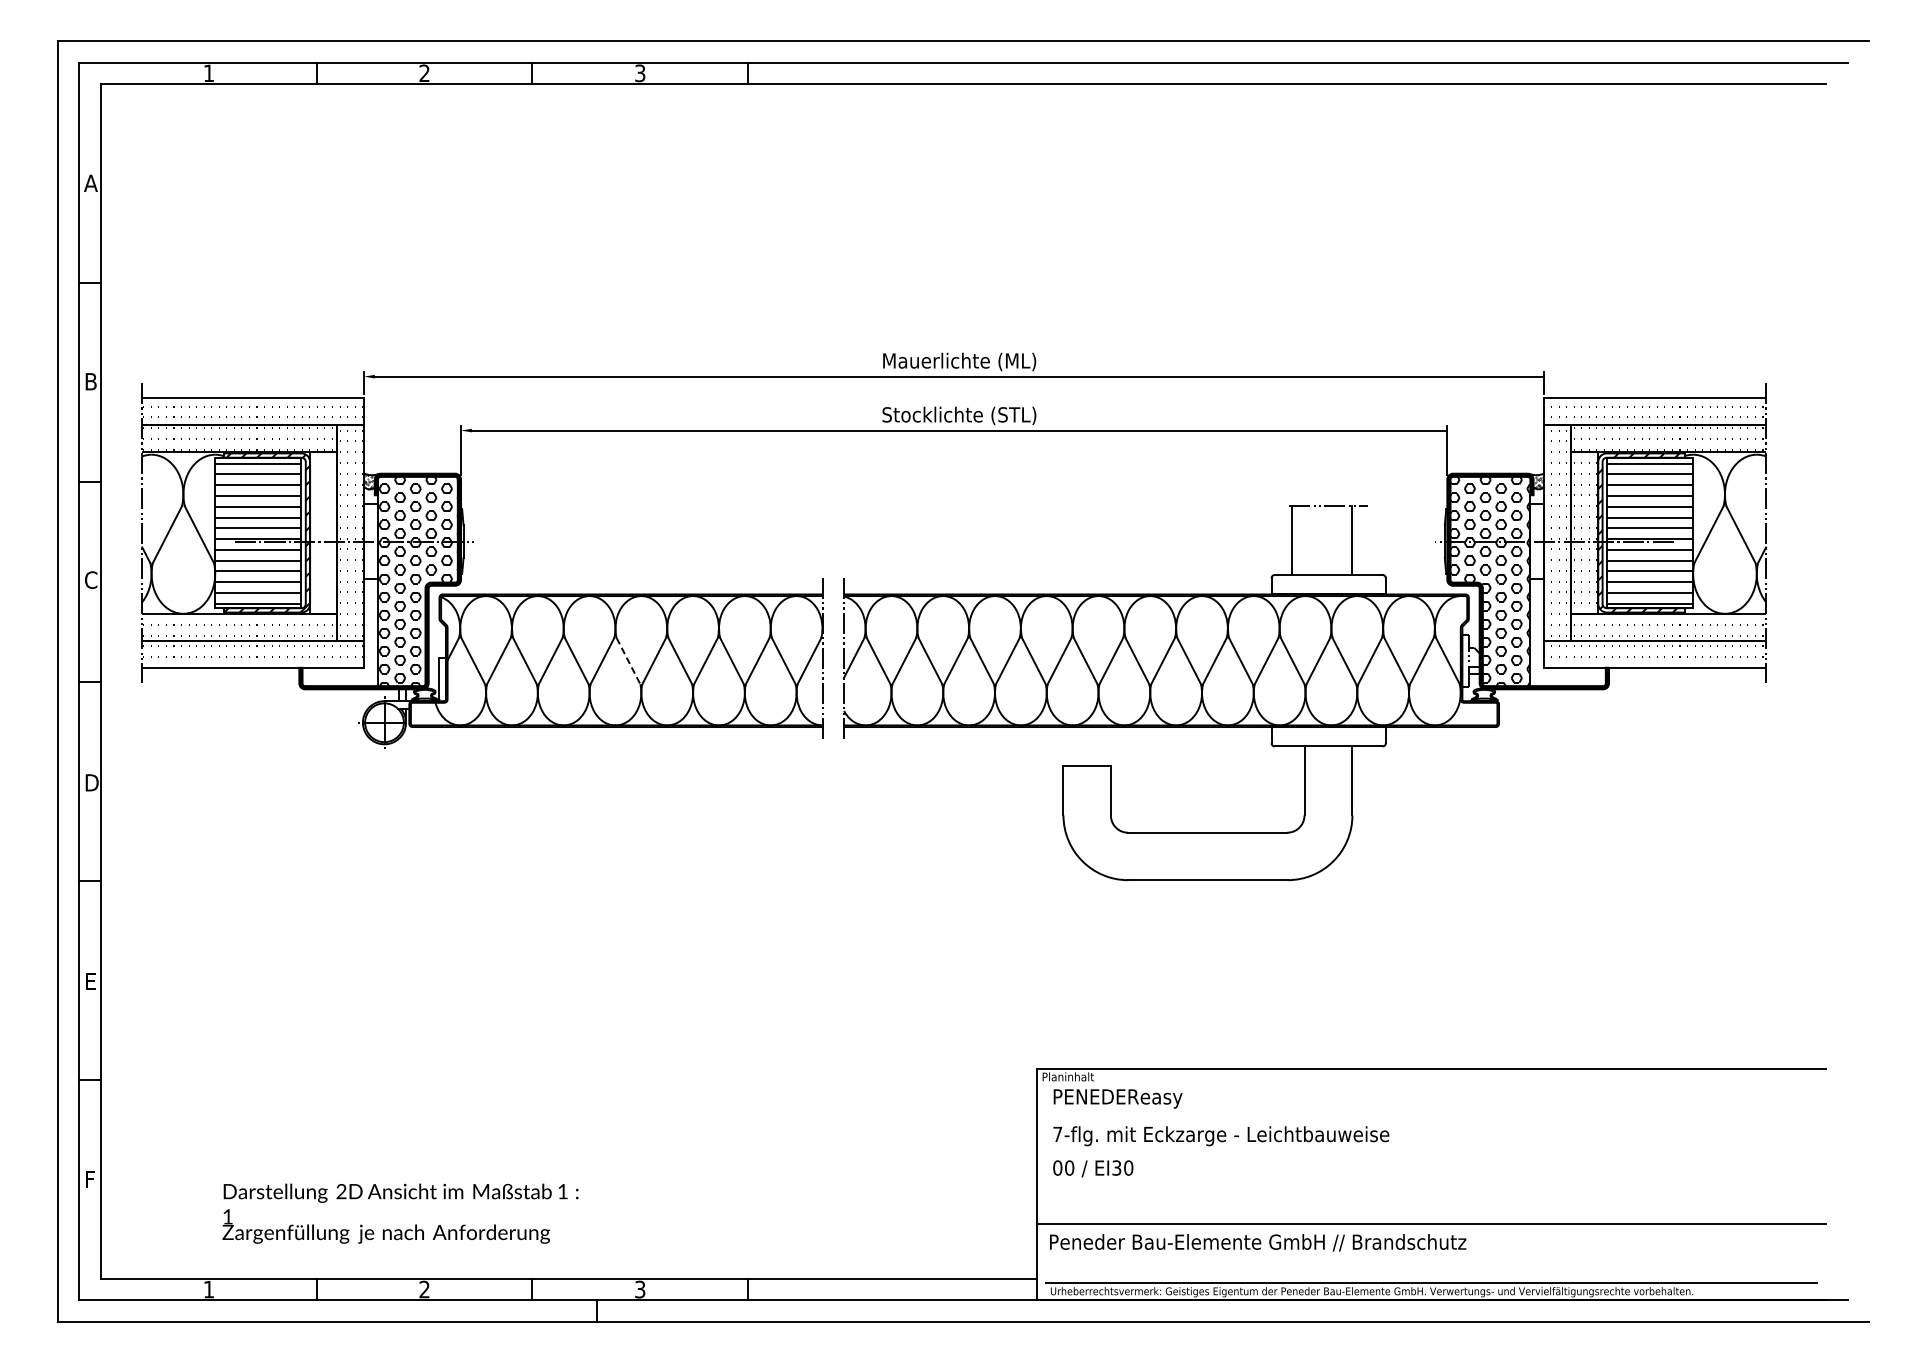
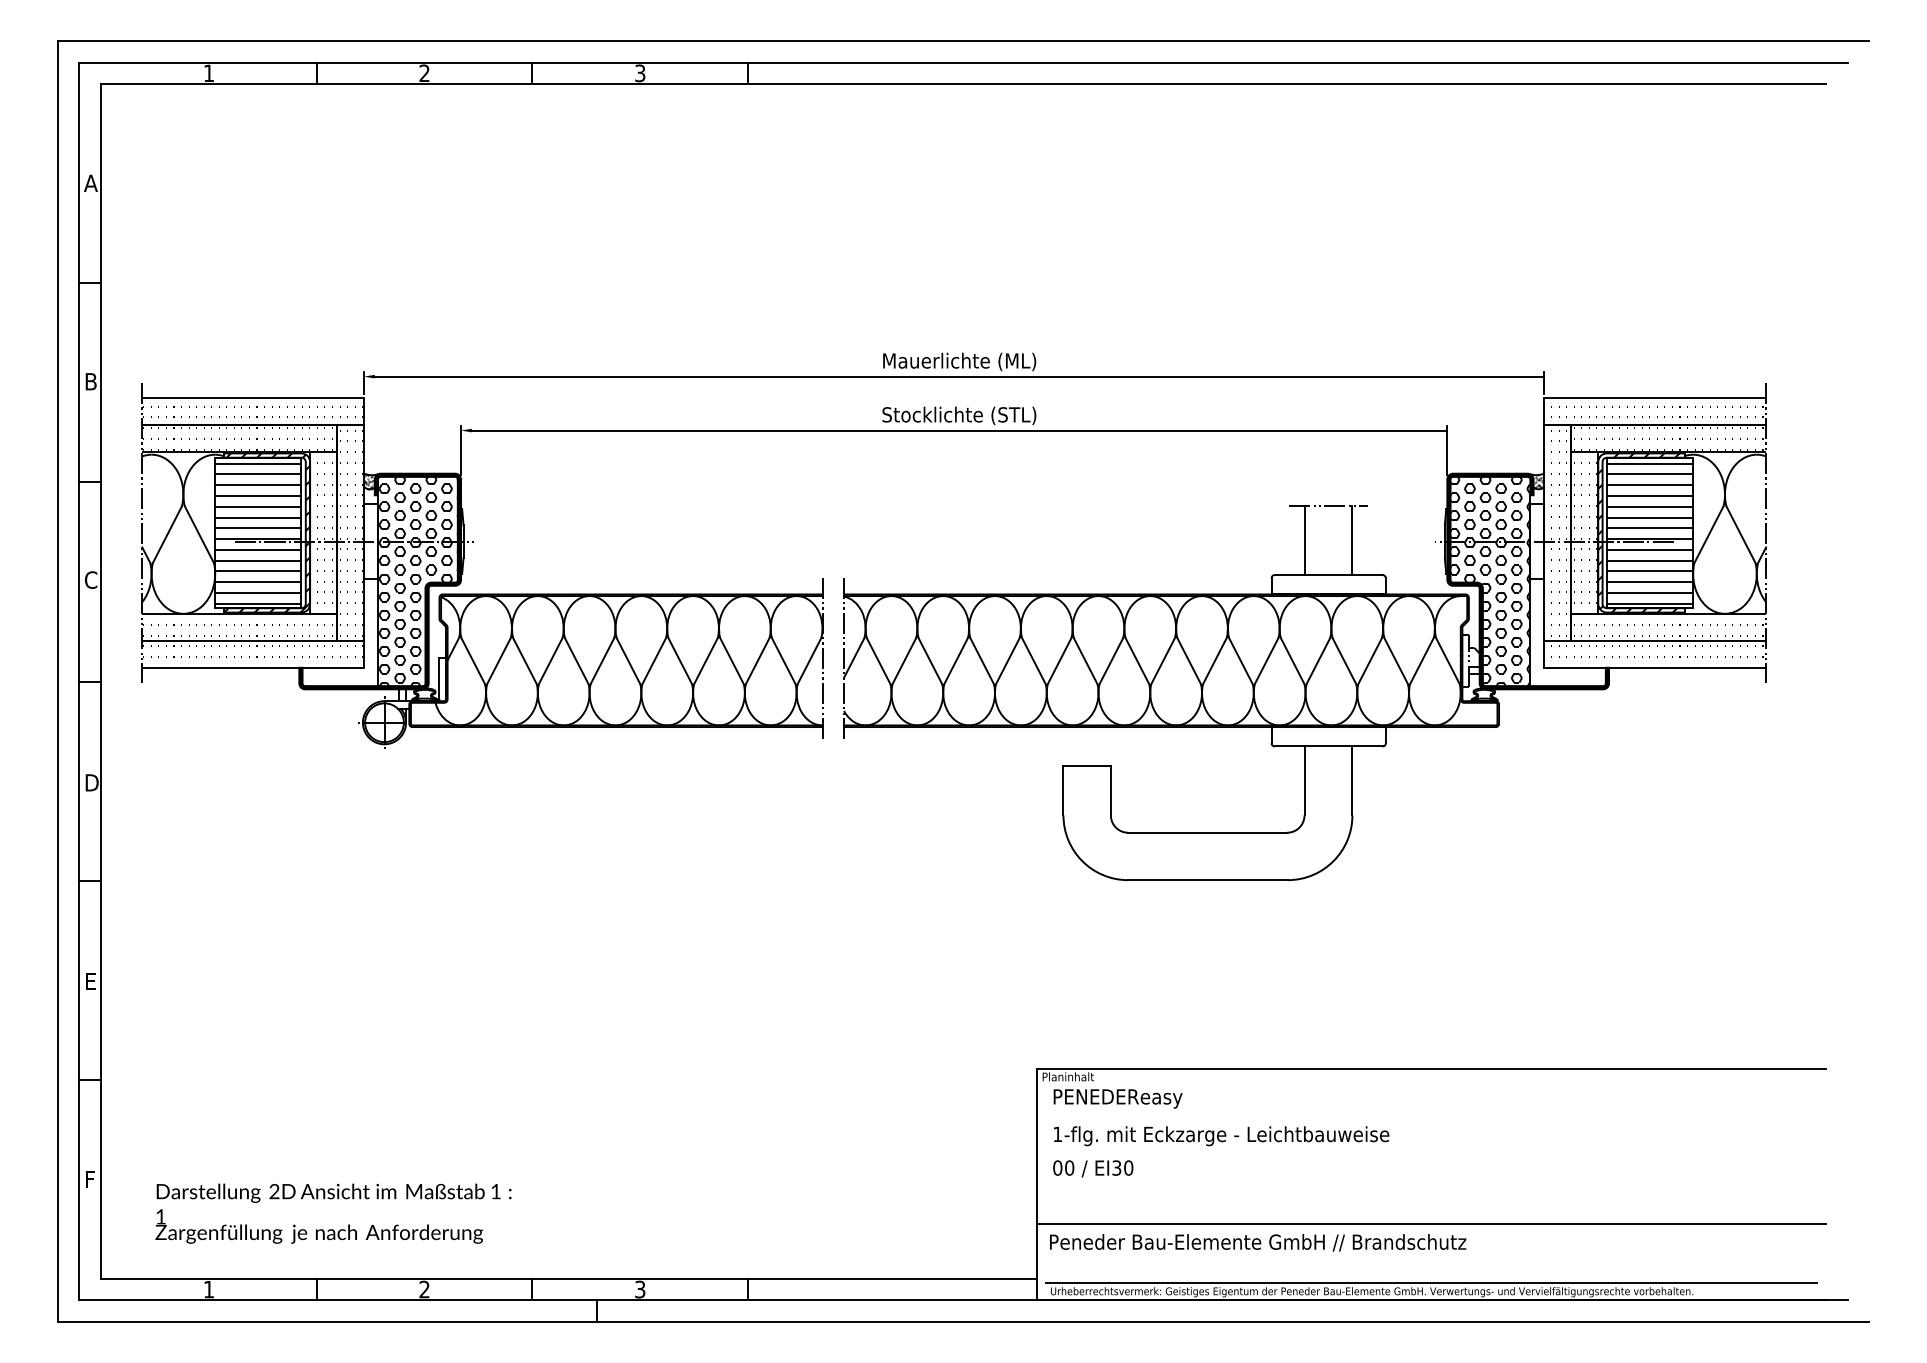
hatch: none -> present (321, 527)
line position: (1291, 540) -> (1304, 540) (1304, 540)
line: dashed -> solid (628, 661)
text: 7-flg. -> 1-flg. (1057, 1133)
text position: (400, 1213) -> (333, 1213) (333, 1213)
